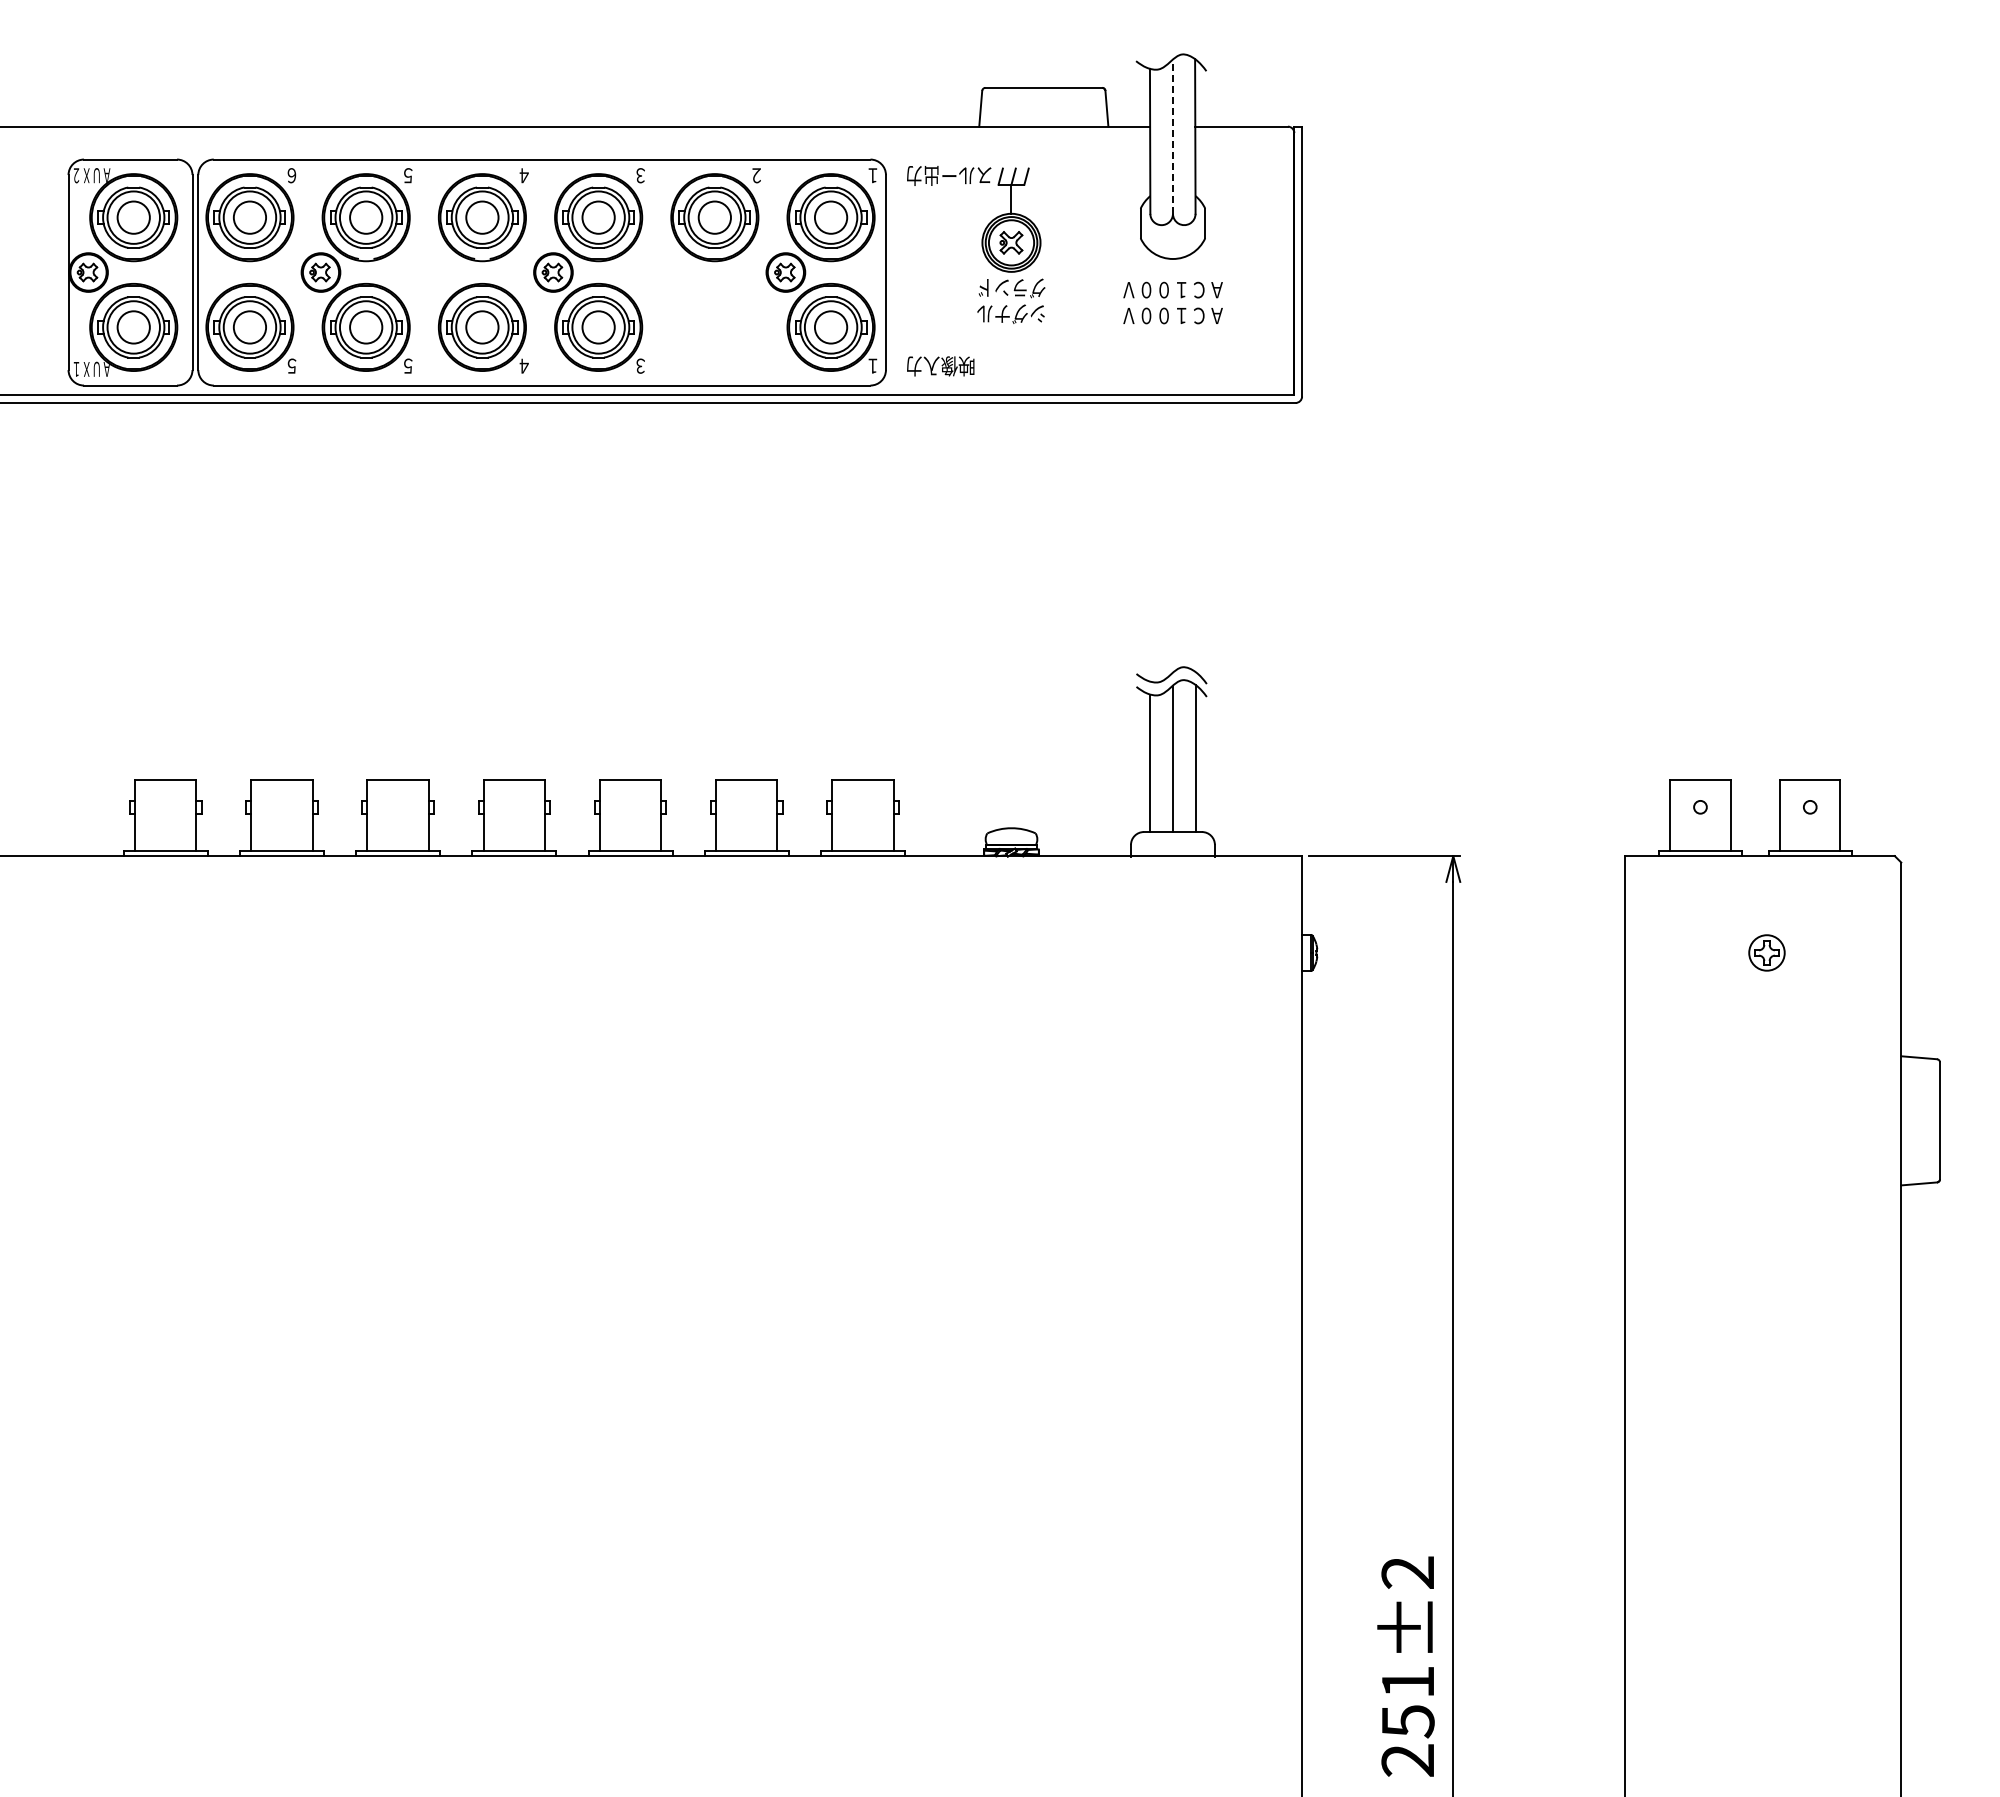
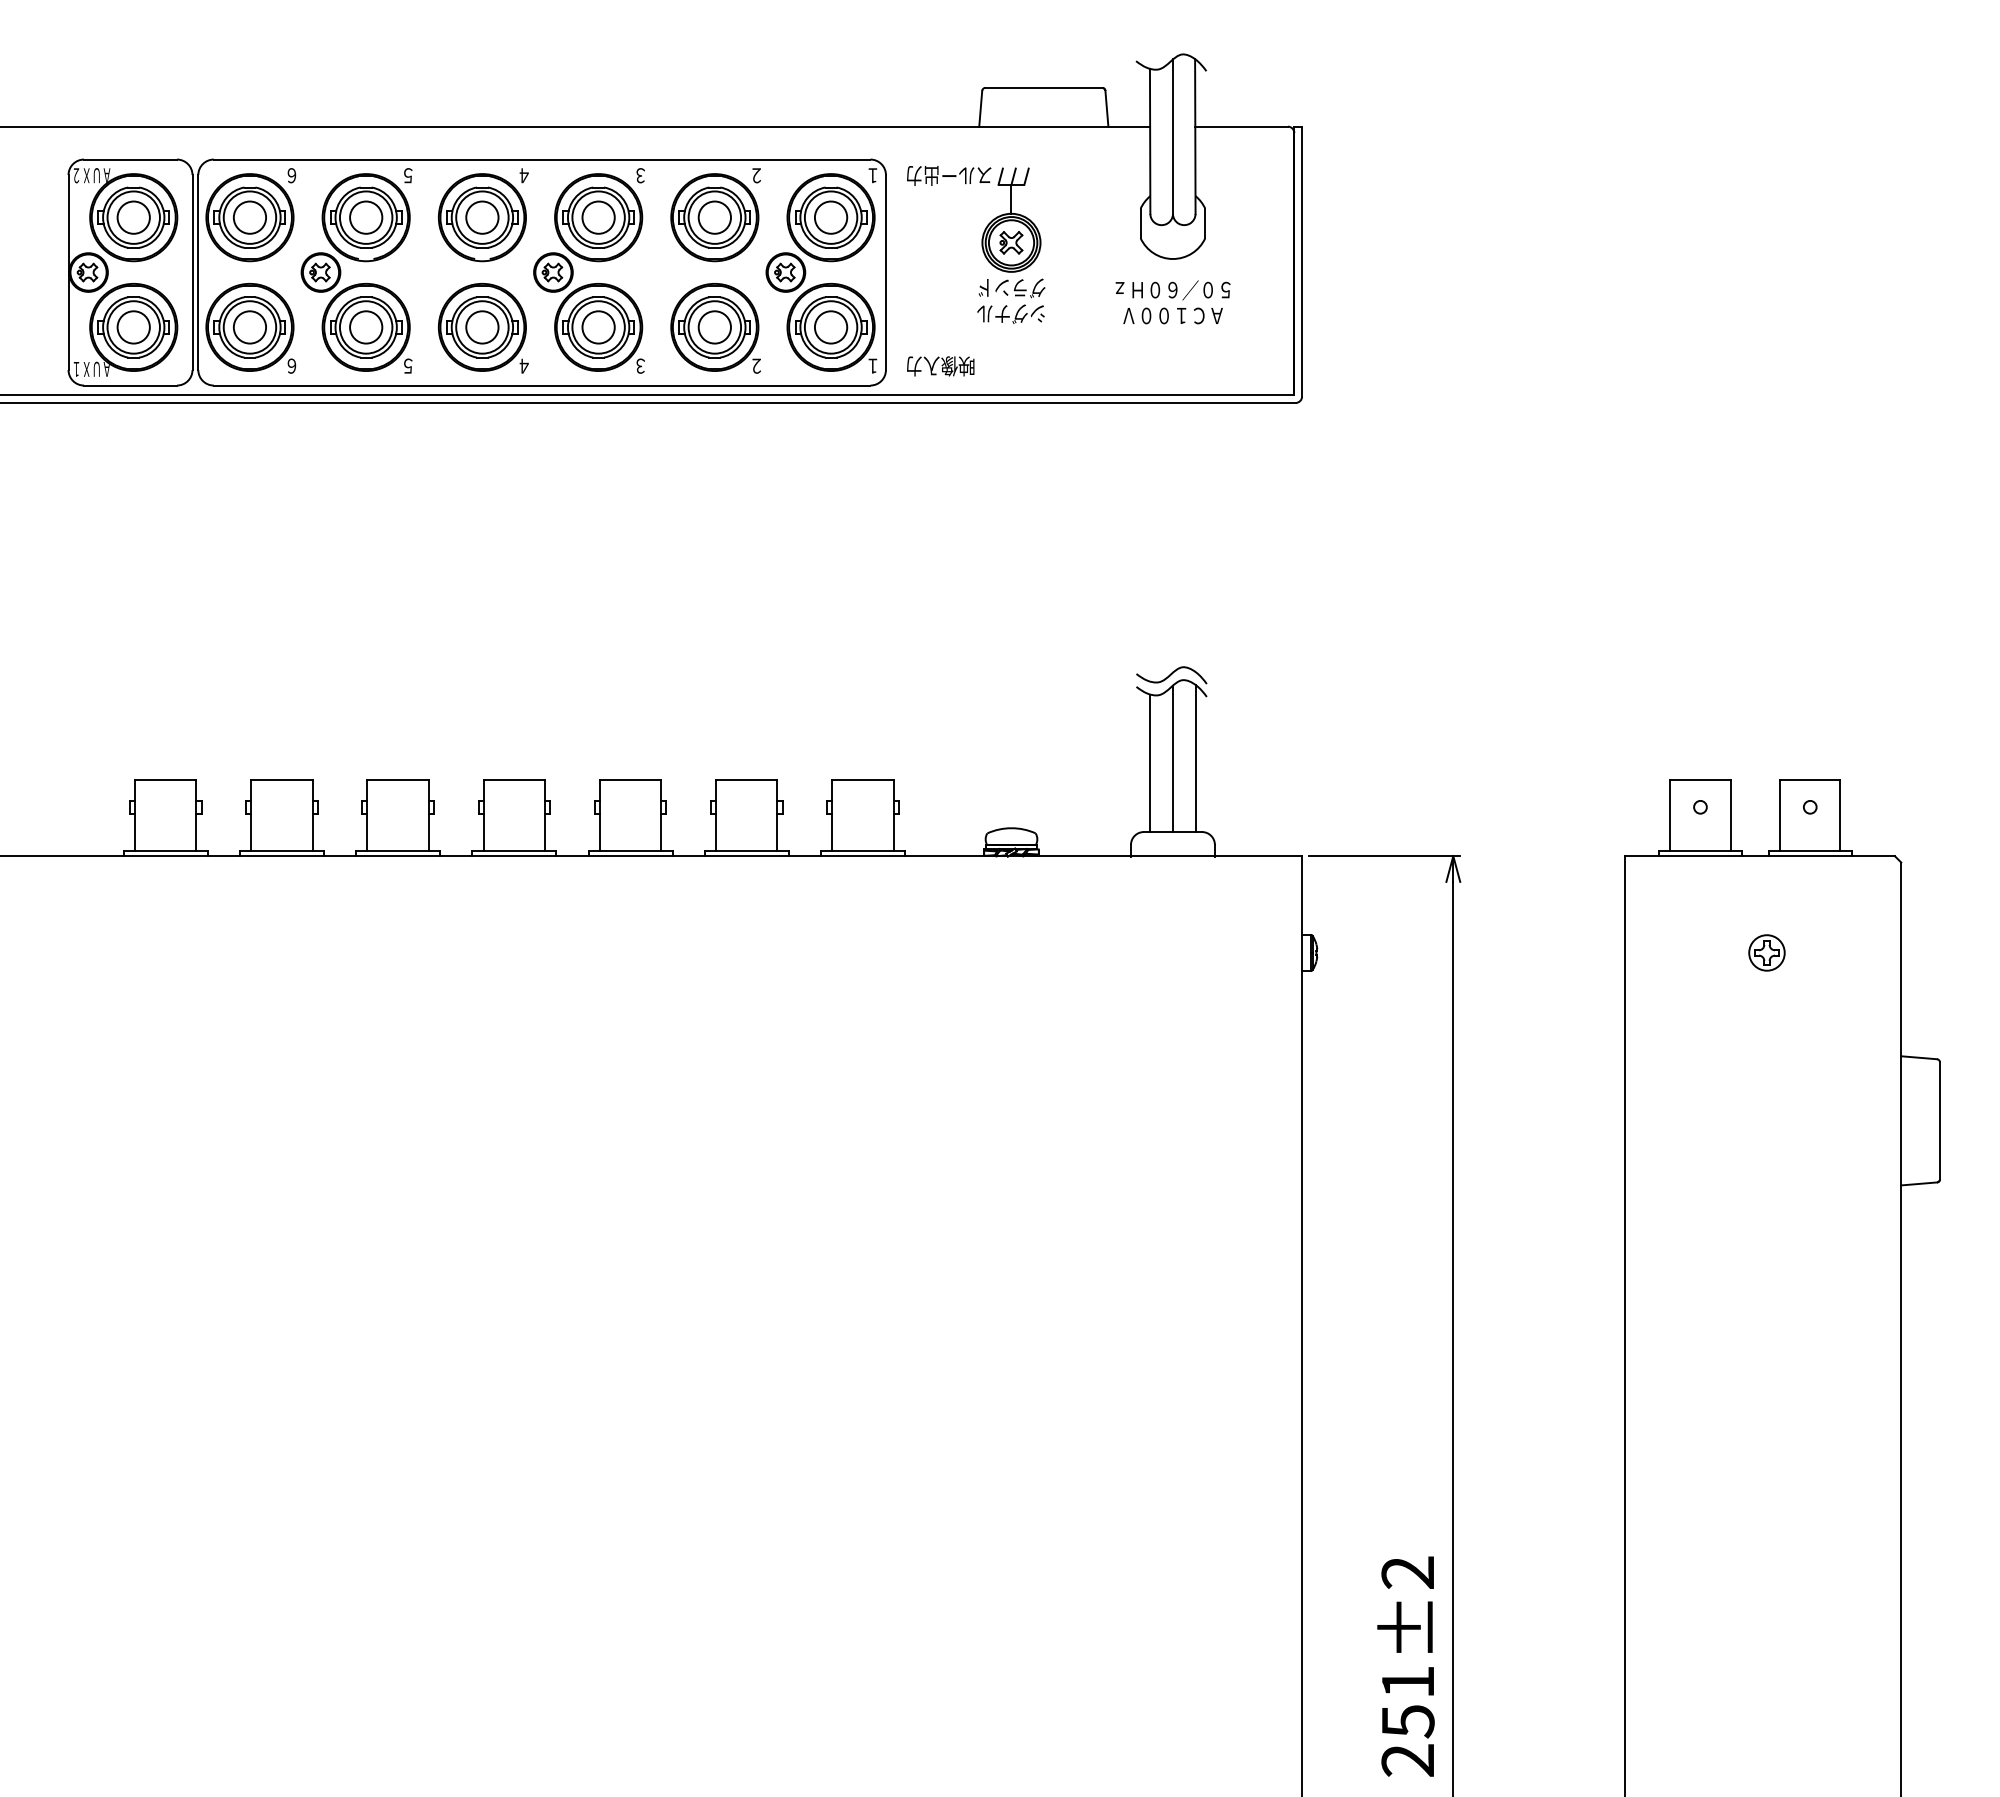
line: dashed -> solid (1172, 136)
text: ＡＣ１００Ｖ -> ５０／６０Ｈｚ (1172, 290)
part: none -> present (715, 328)
text: ５ -> ６ (291, 365)
